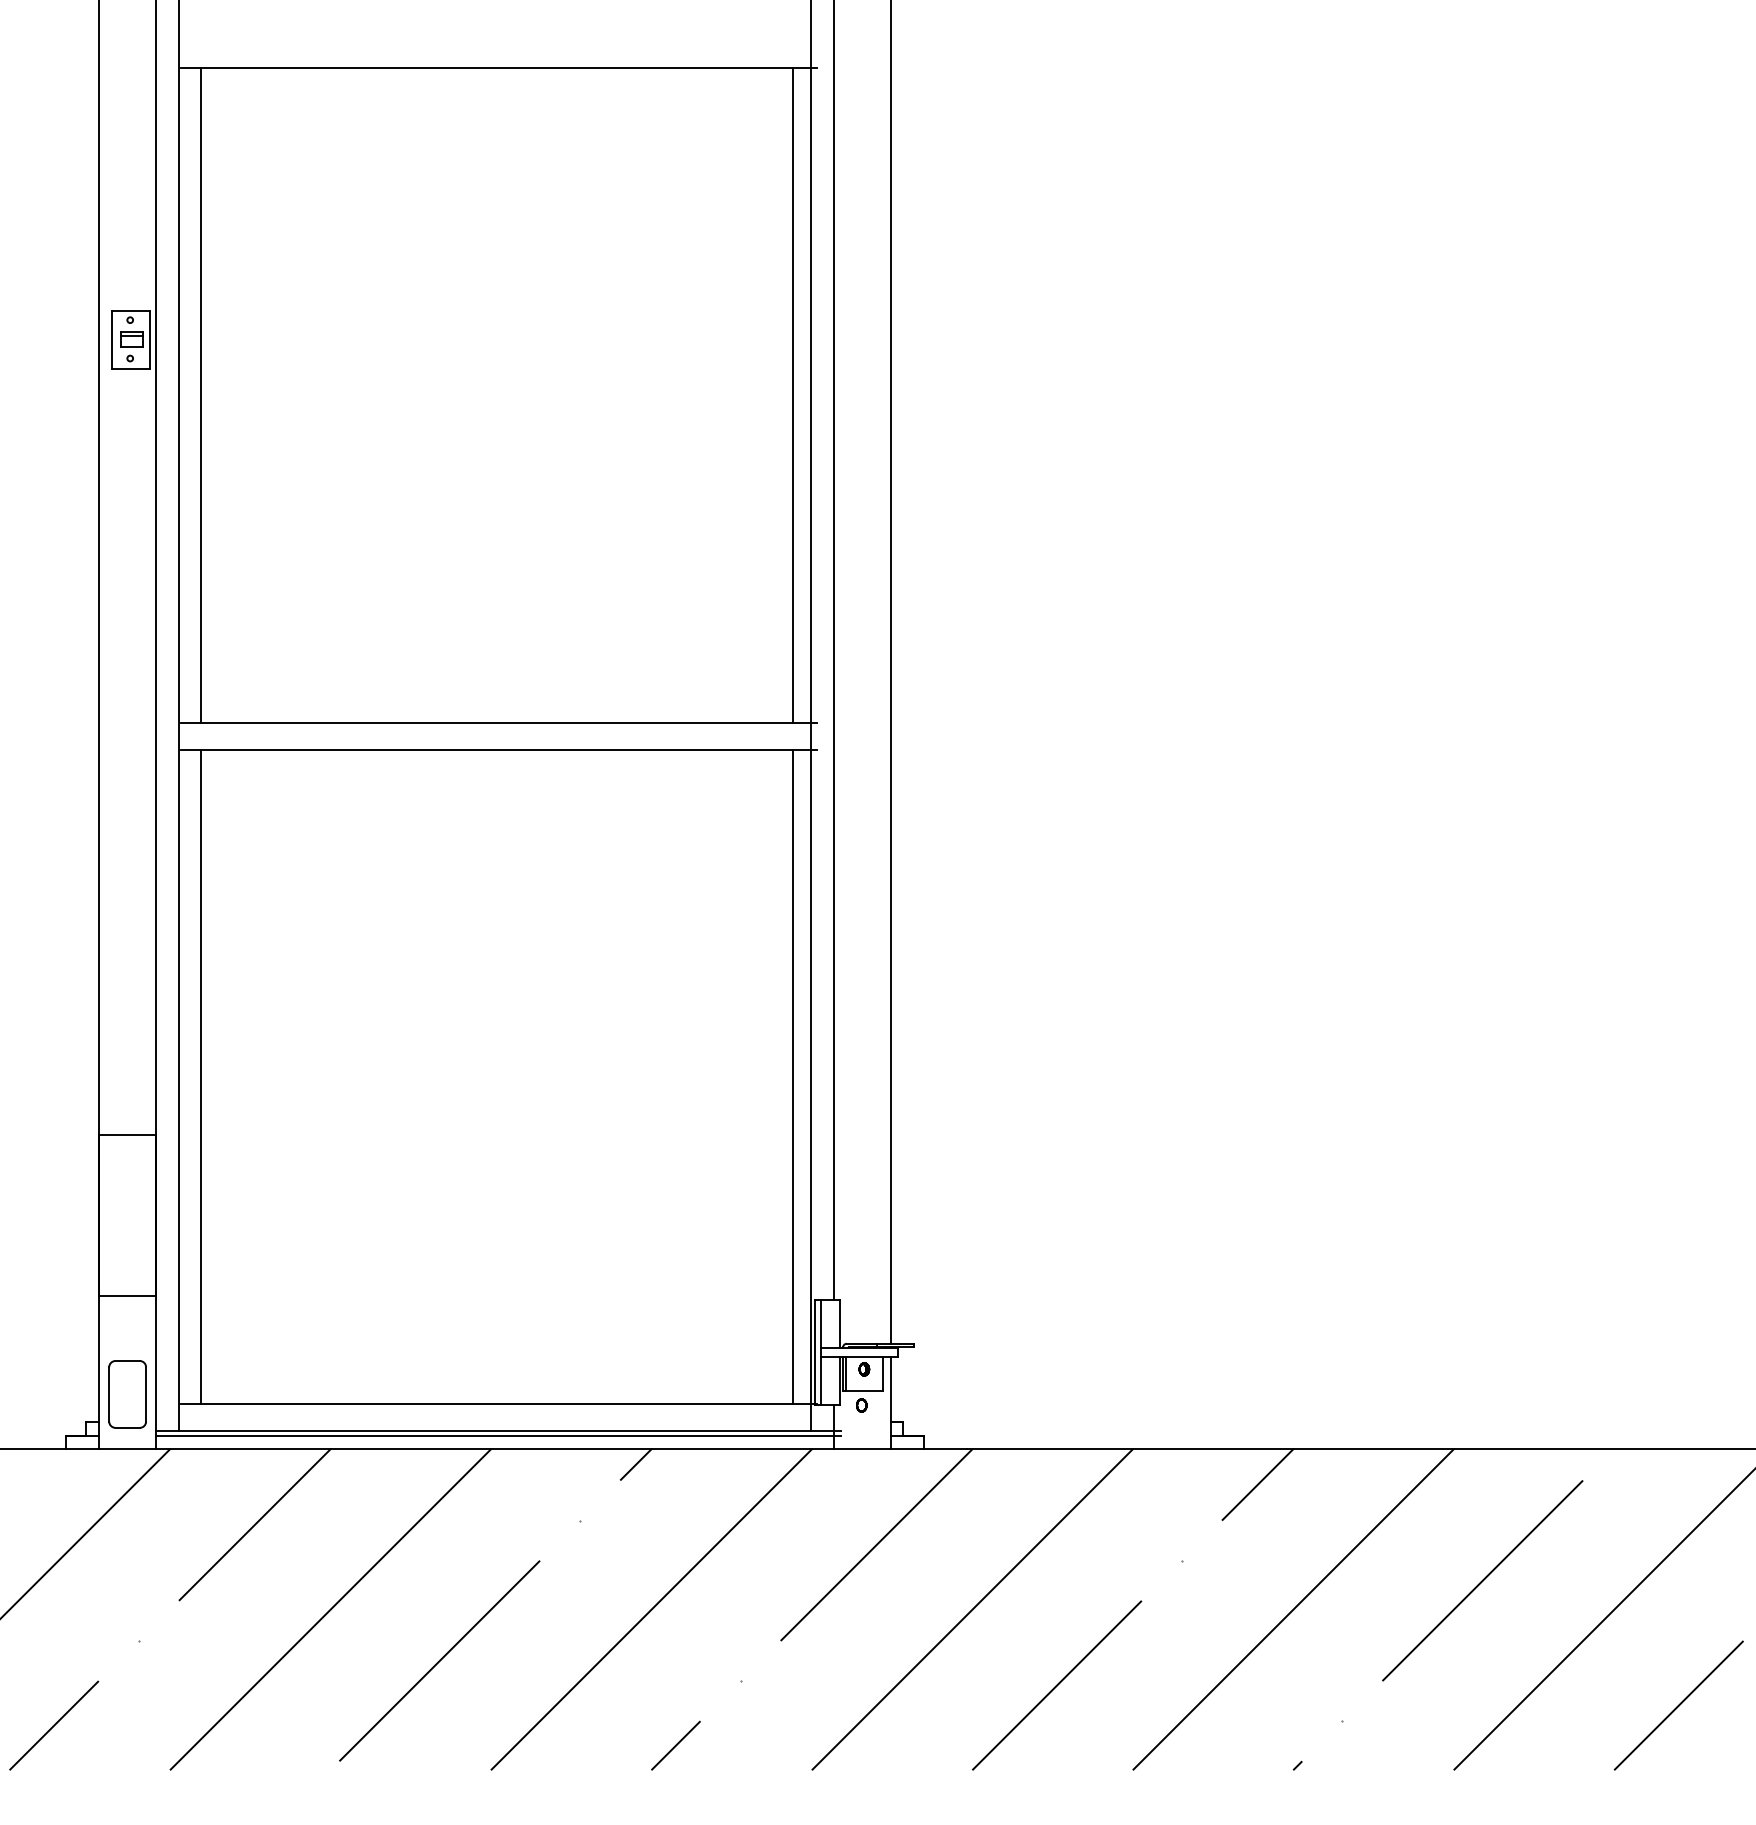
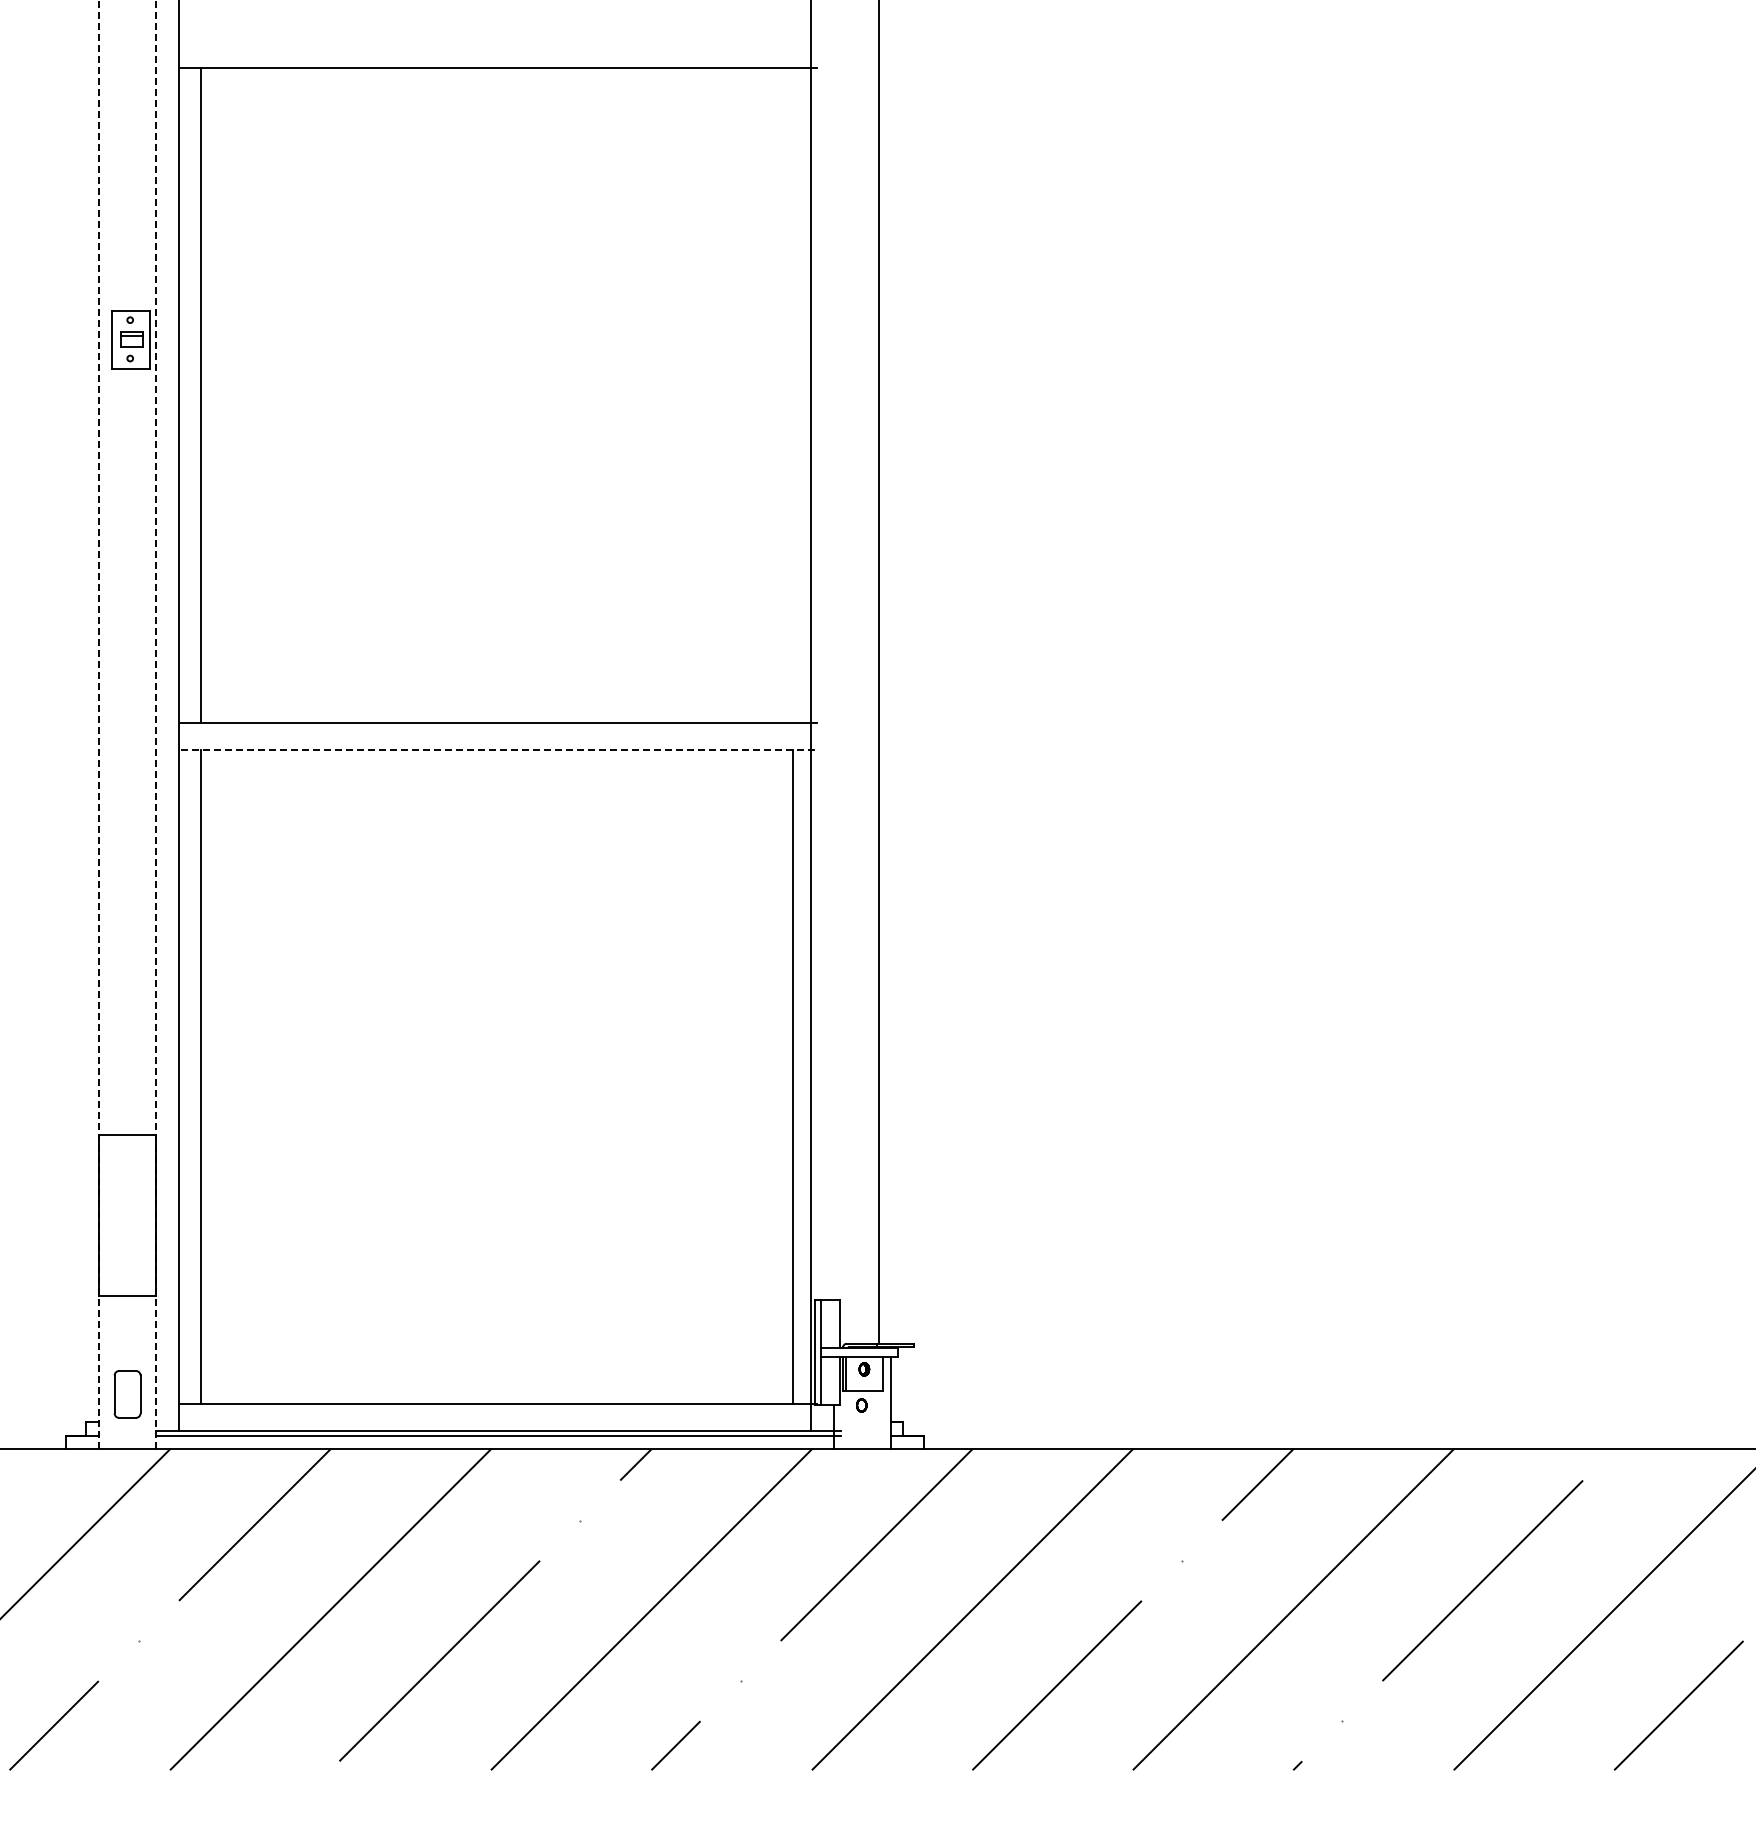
line: present -> none (792, 395)
line: present -> none (833, 650)
line position: (890, 672) -> (878, 672) (878, 672)
line: solid -> dashed (99, 724)
line: solid -> dashed (156, 724)
line: solid -> dashed (499, 749)
part size: 39x69 px -> 29x49 px (127, 1394)
